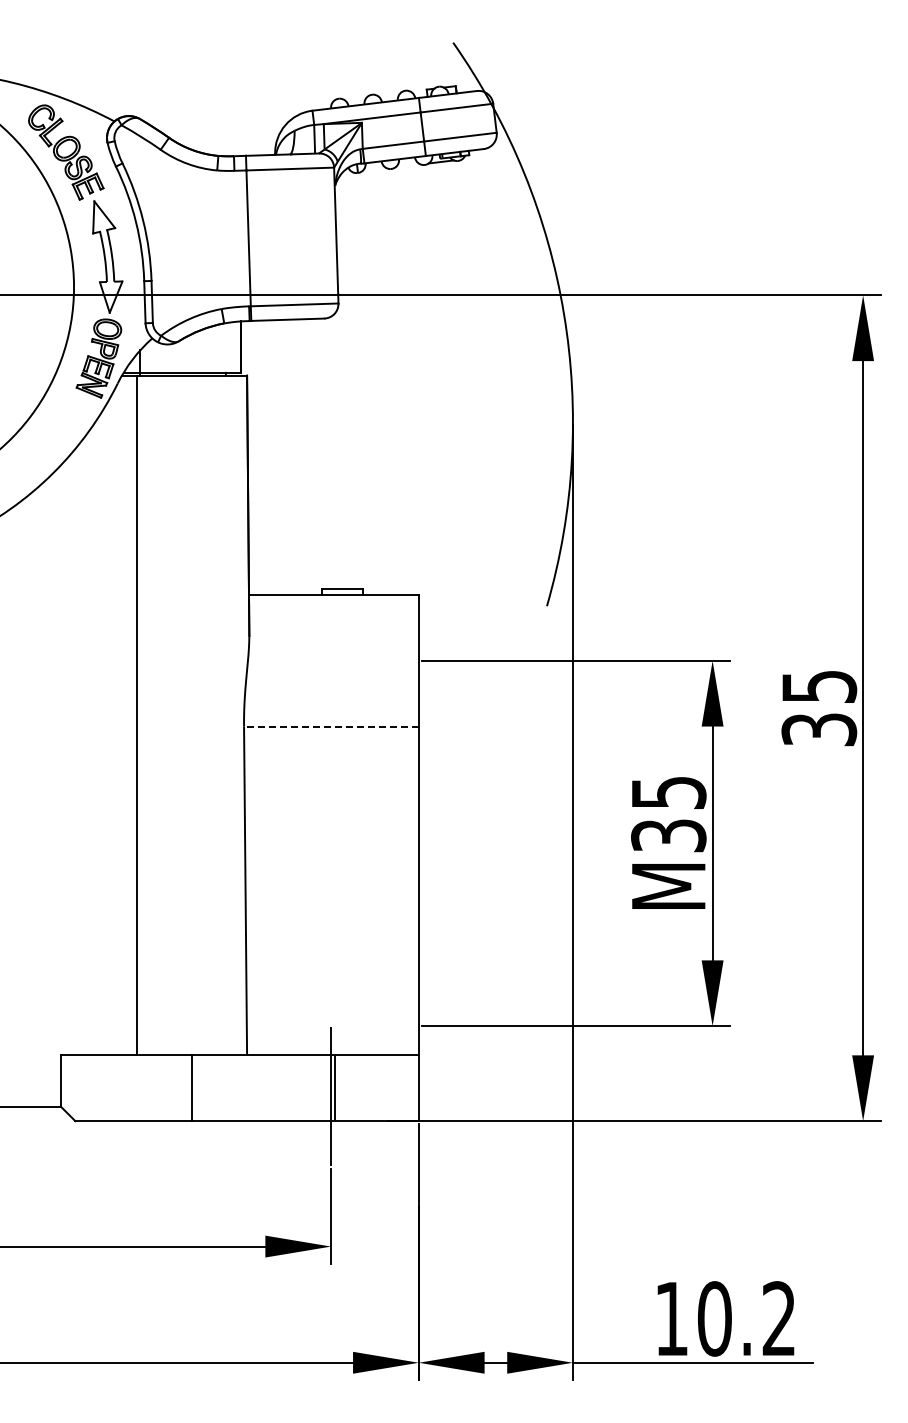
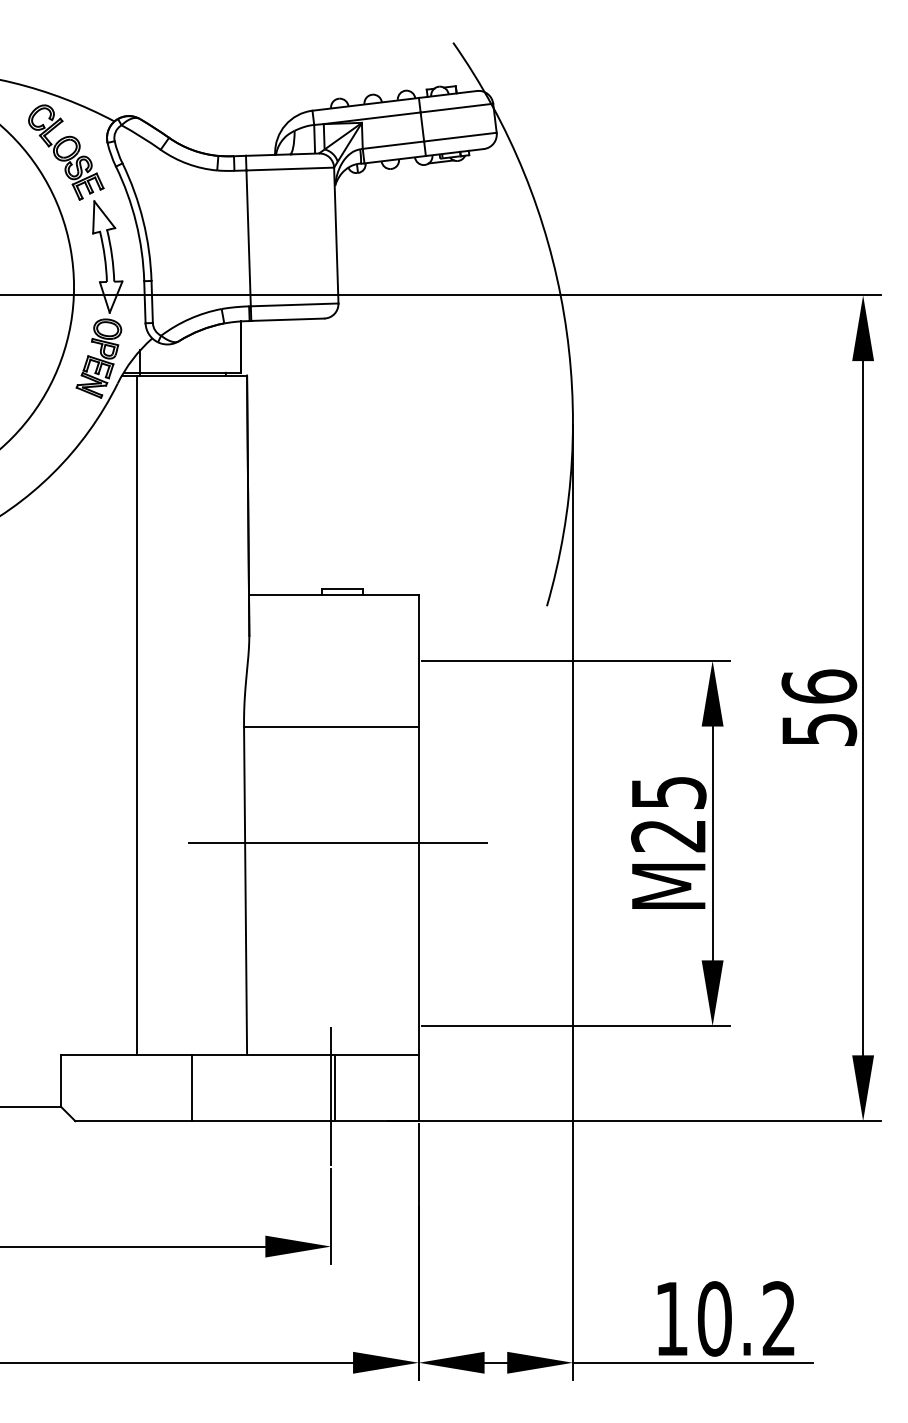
text: 35 -> 56 (819, 707)
line: dashed -> solid (330, 726)
text: M35 -> M25 (668, 835)
line: none -> present (337, 843)
